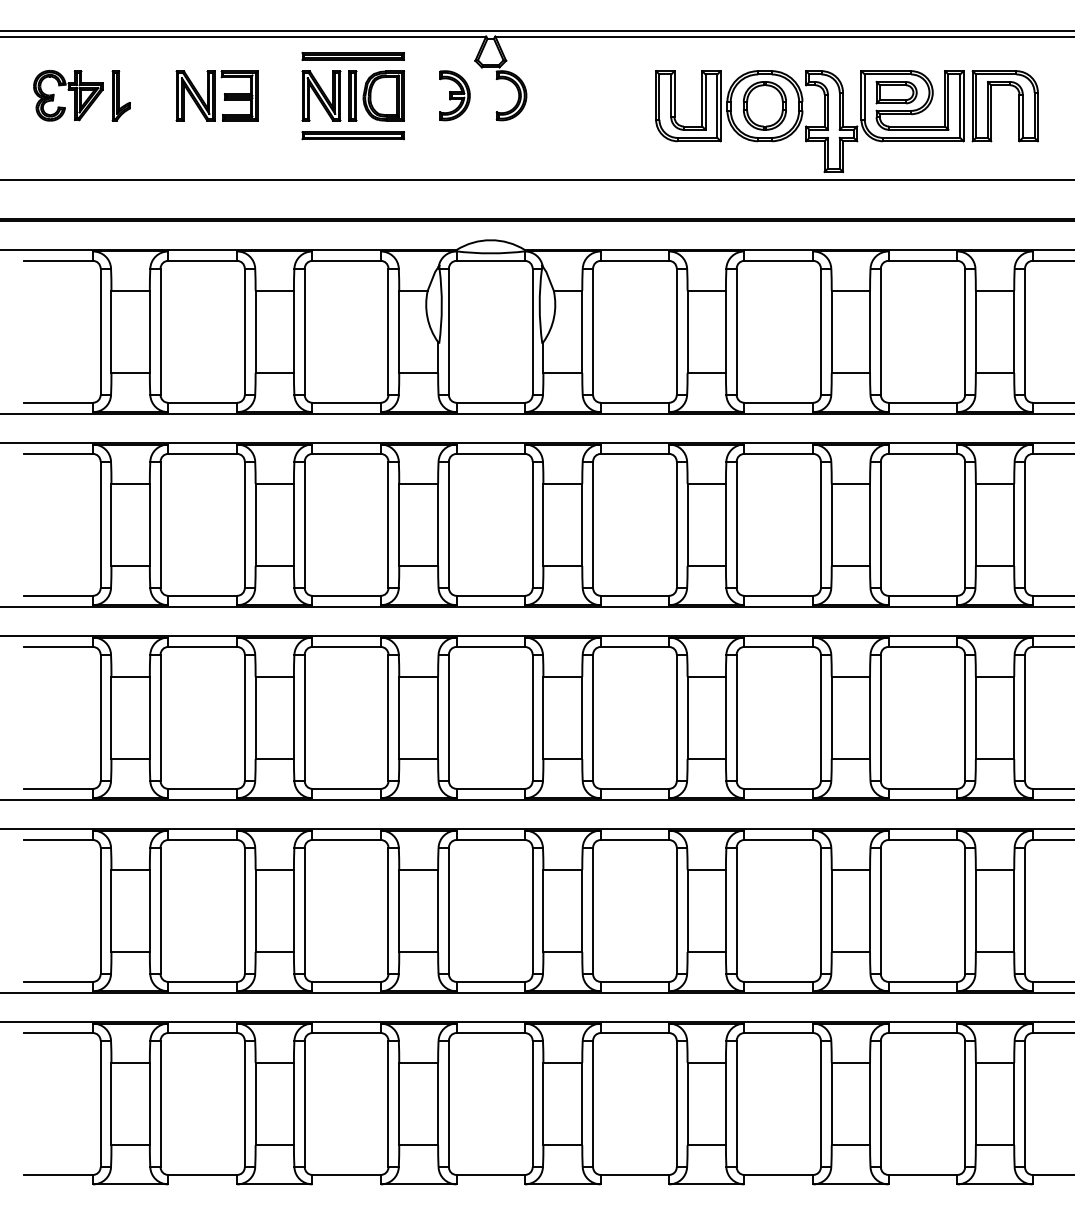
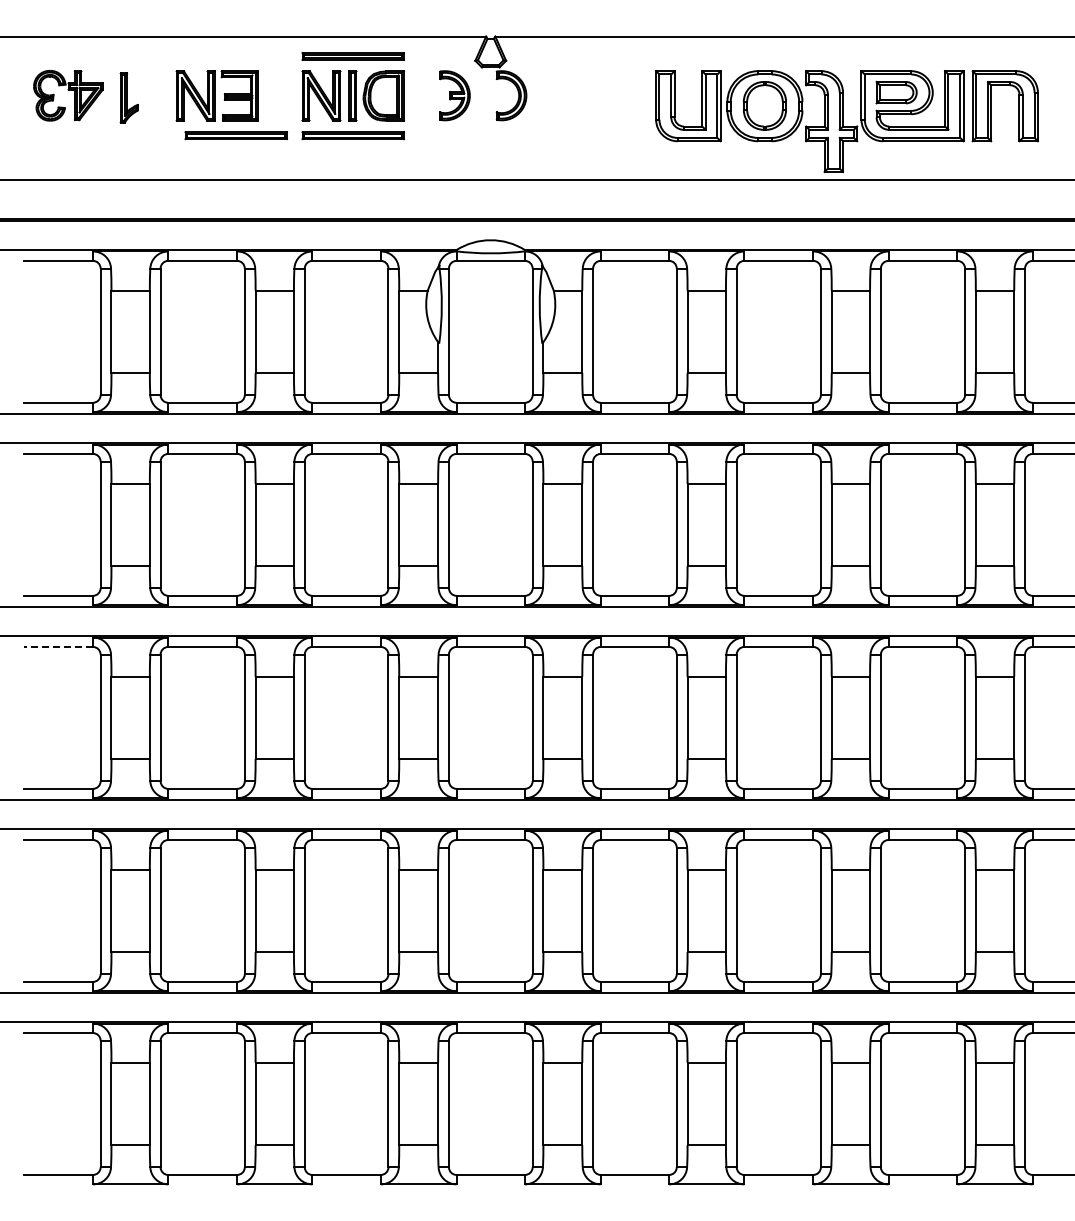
line: present -> none (536, 31)
part position: (120, 95) -> (128, 97) (128, 97)
part: none -> present (235, 135)
line: solid -> dashed (58, 646)
